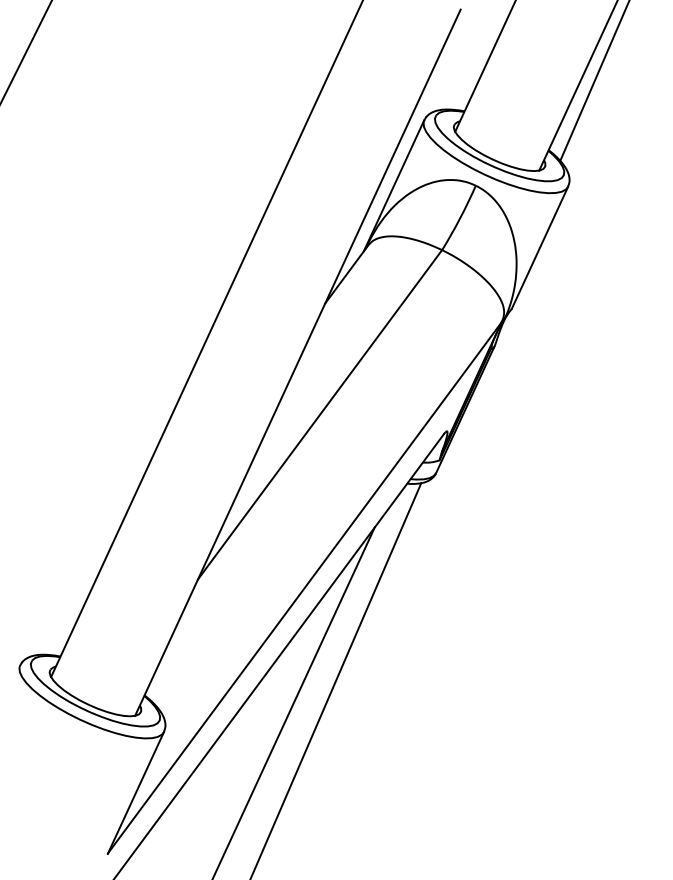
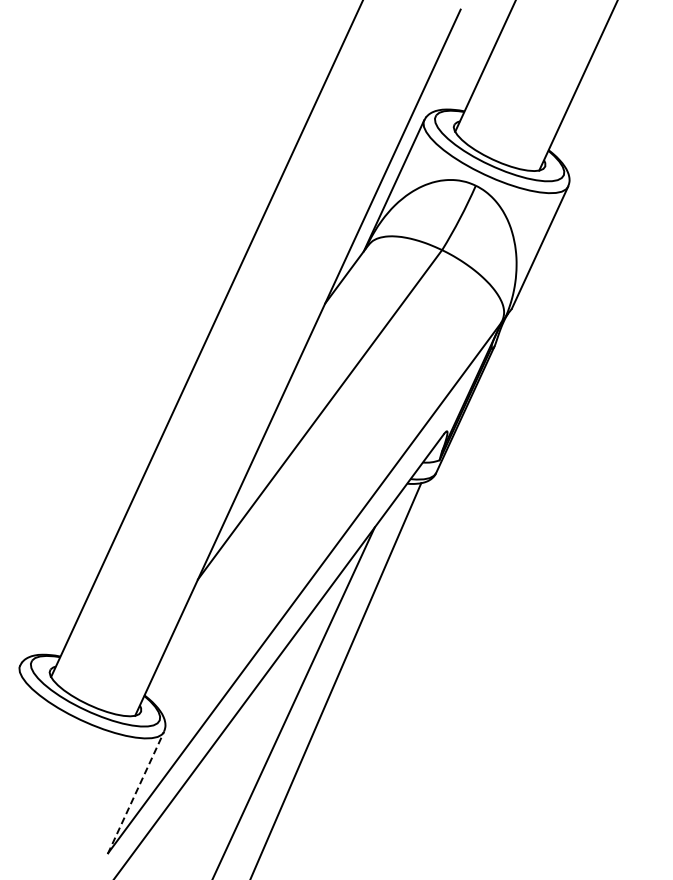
line: present -> none (26, 51)
line: present -> none (594, 81)
line: solid -> dashed (136, 792)
